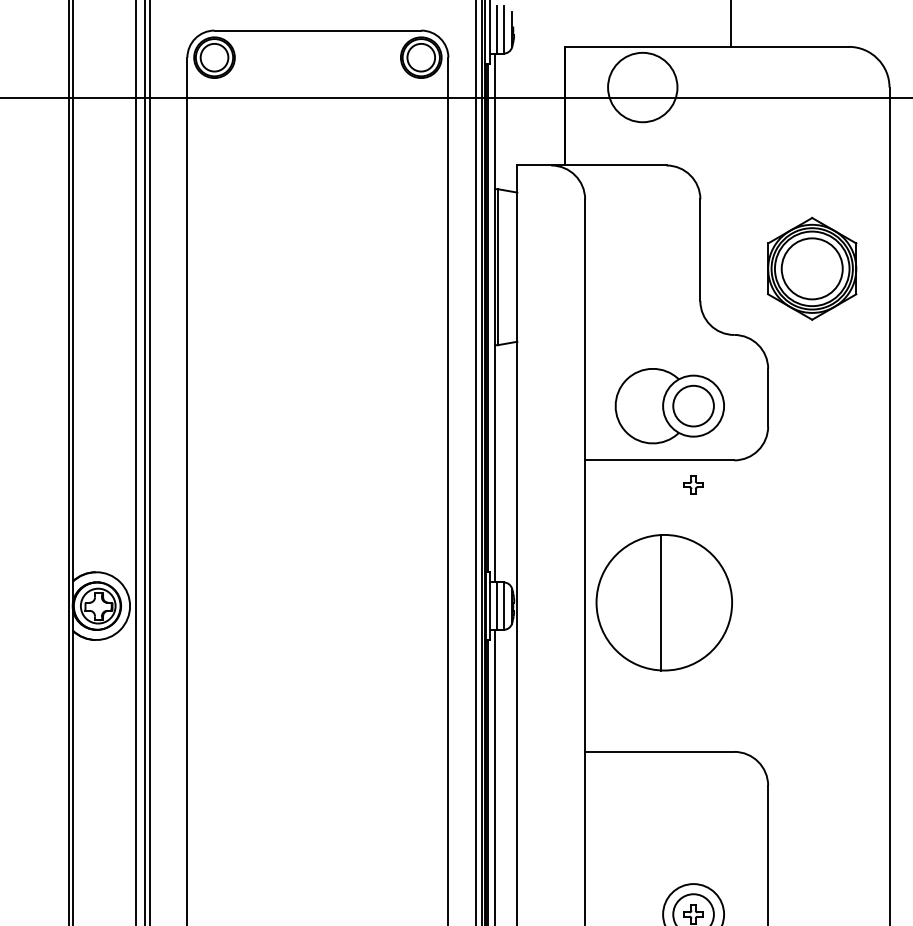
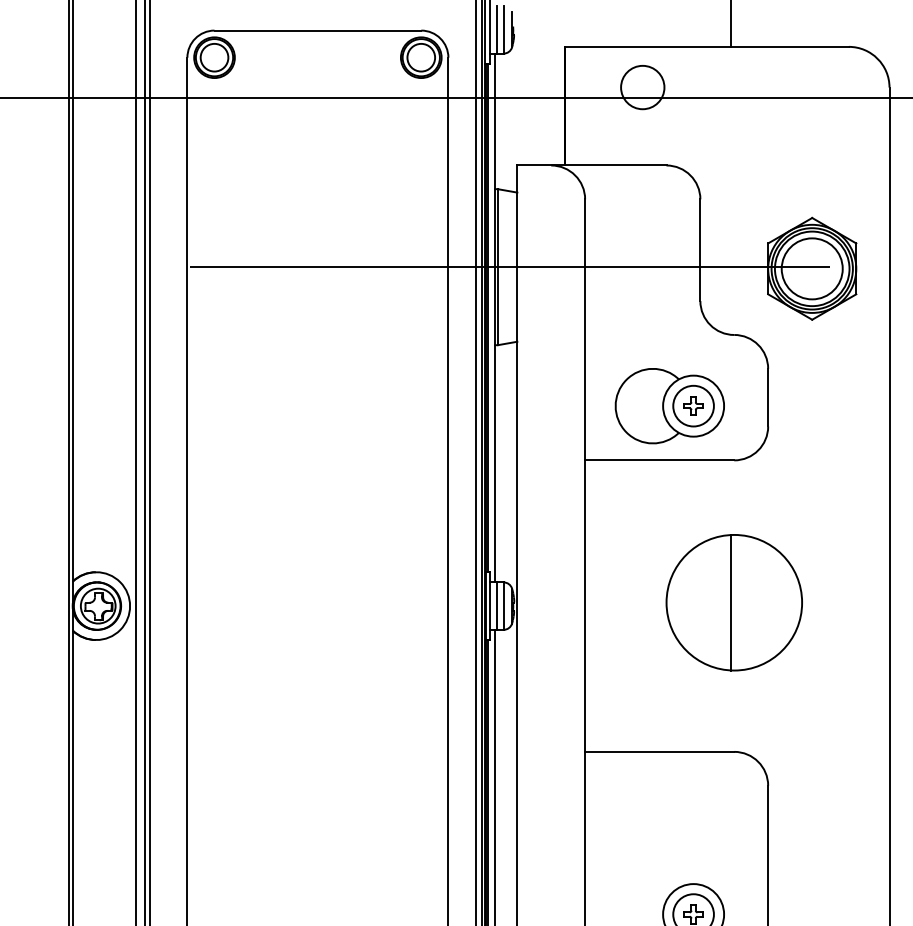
circle diameter: 69 px -> 43 px (642, 87)
line: none -> present (509, 267)
part position: (693, 484) -> (693, 405) (693, 405)
part position: (663, 602) -> (733, 602) (733, 602)
